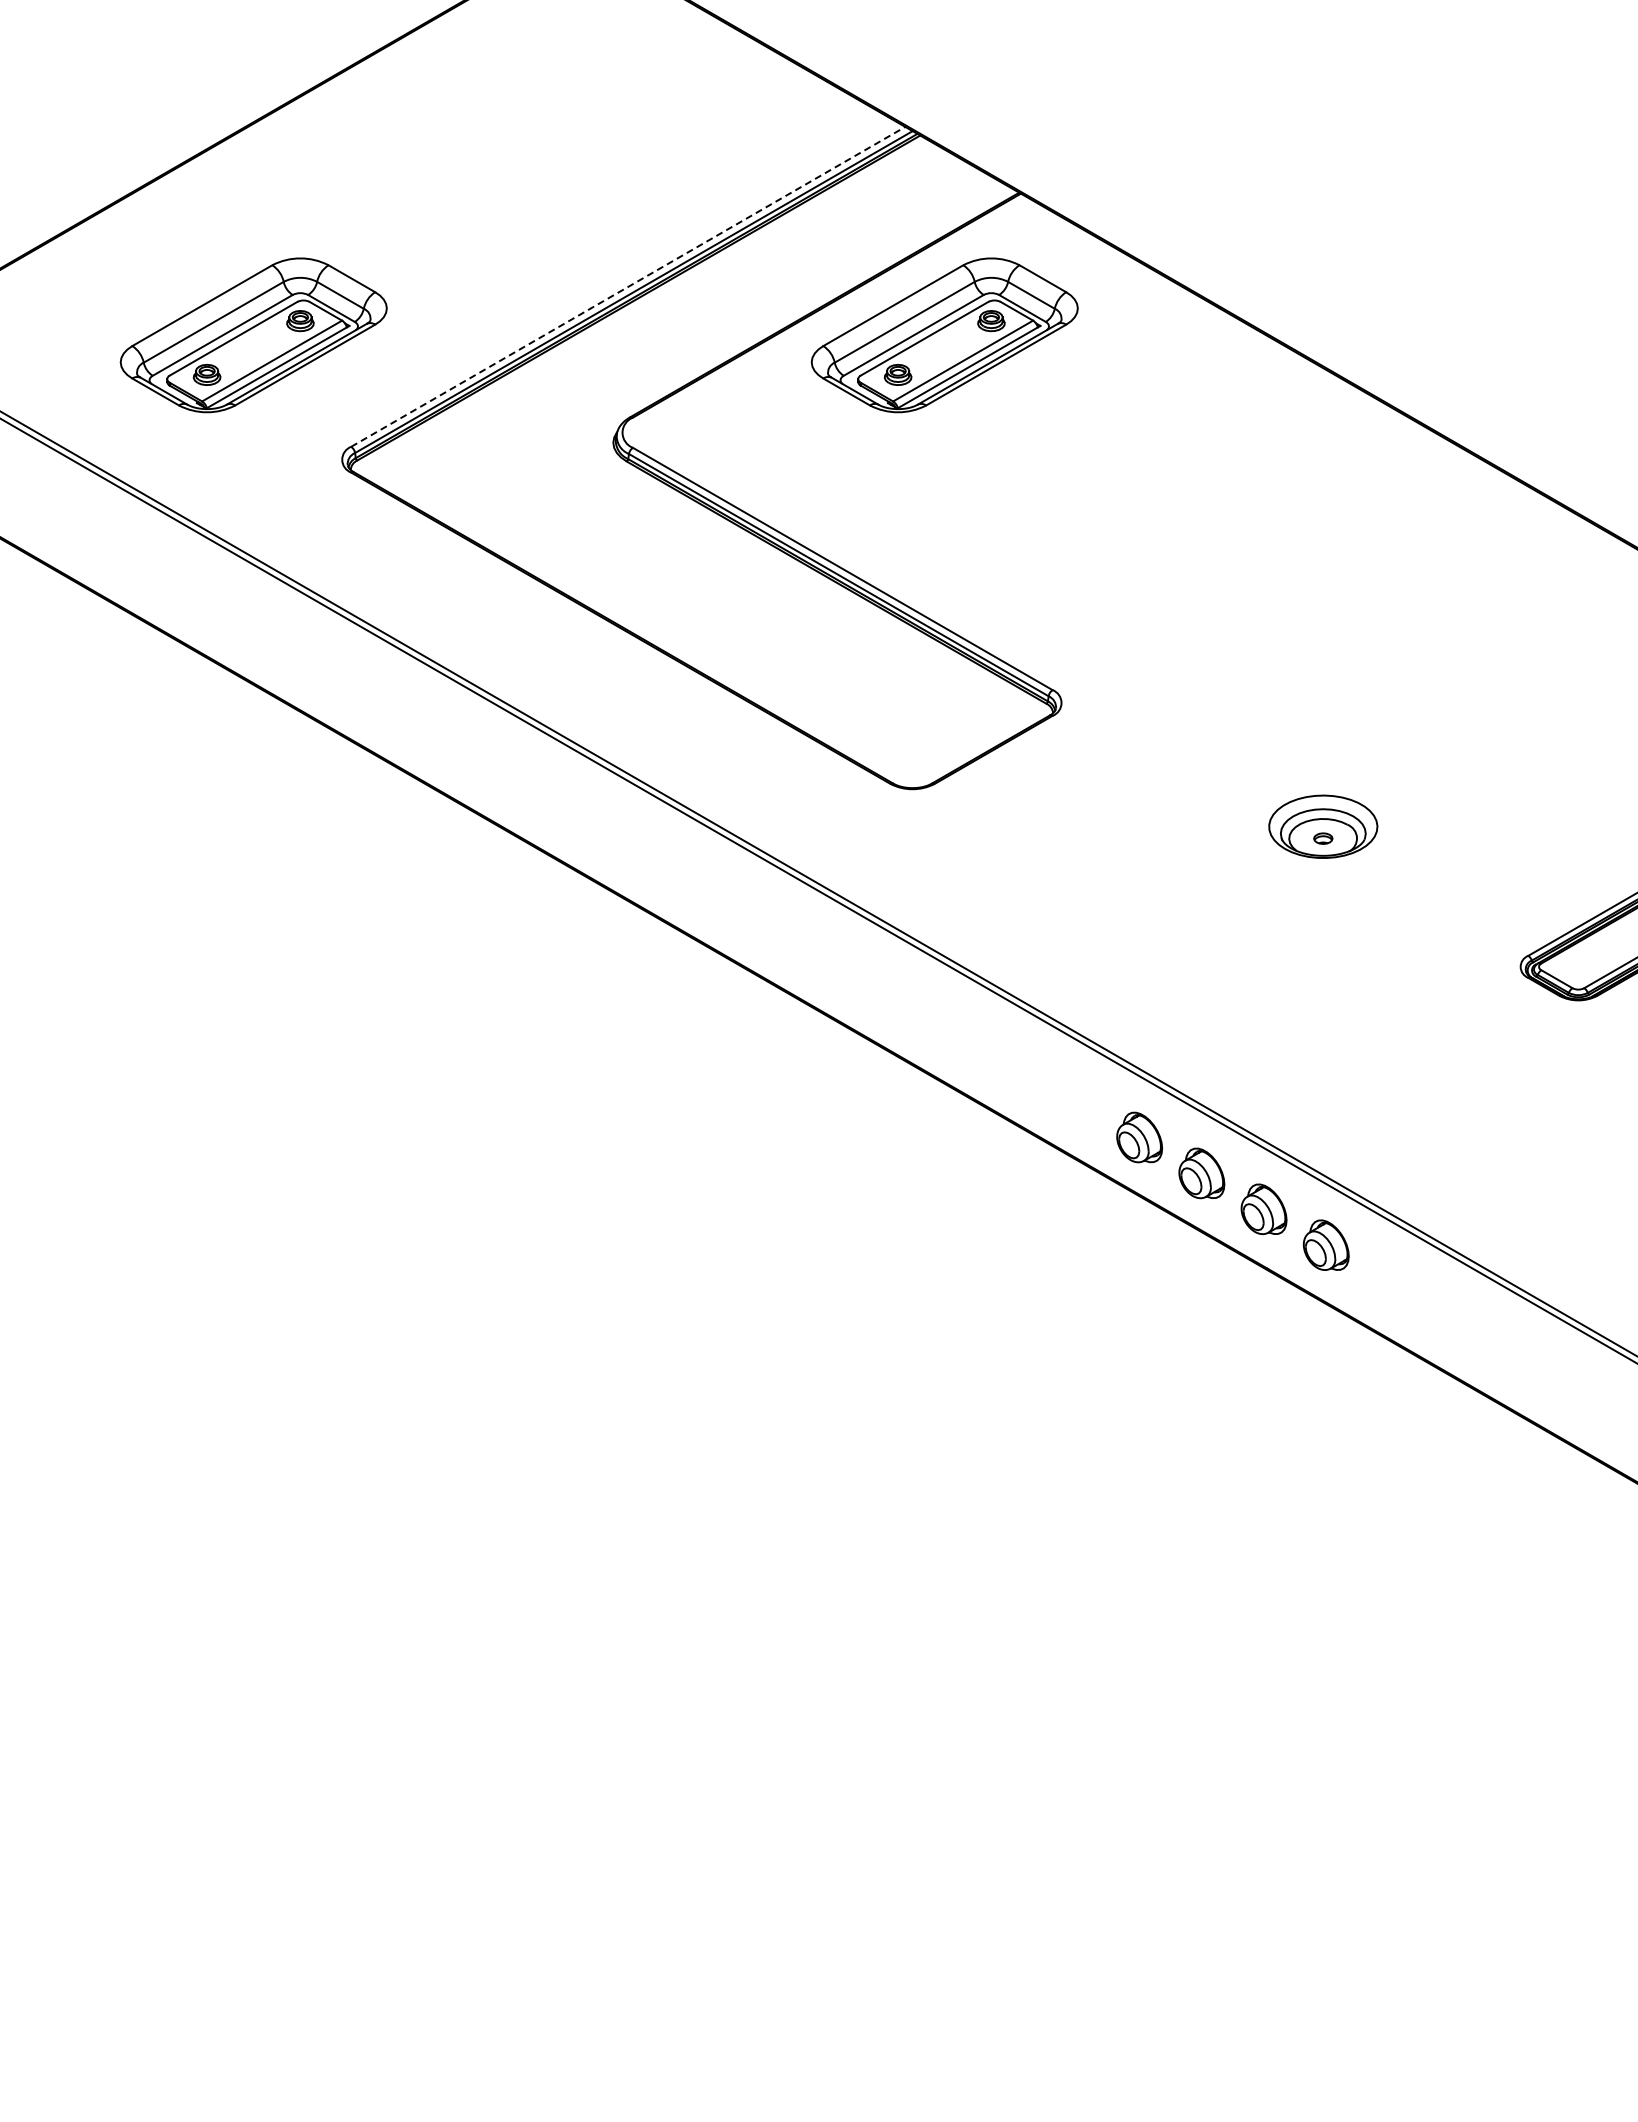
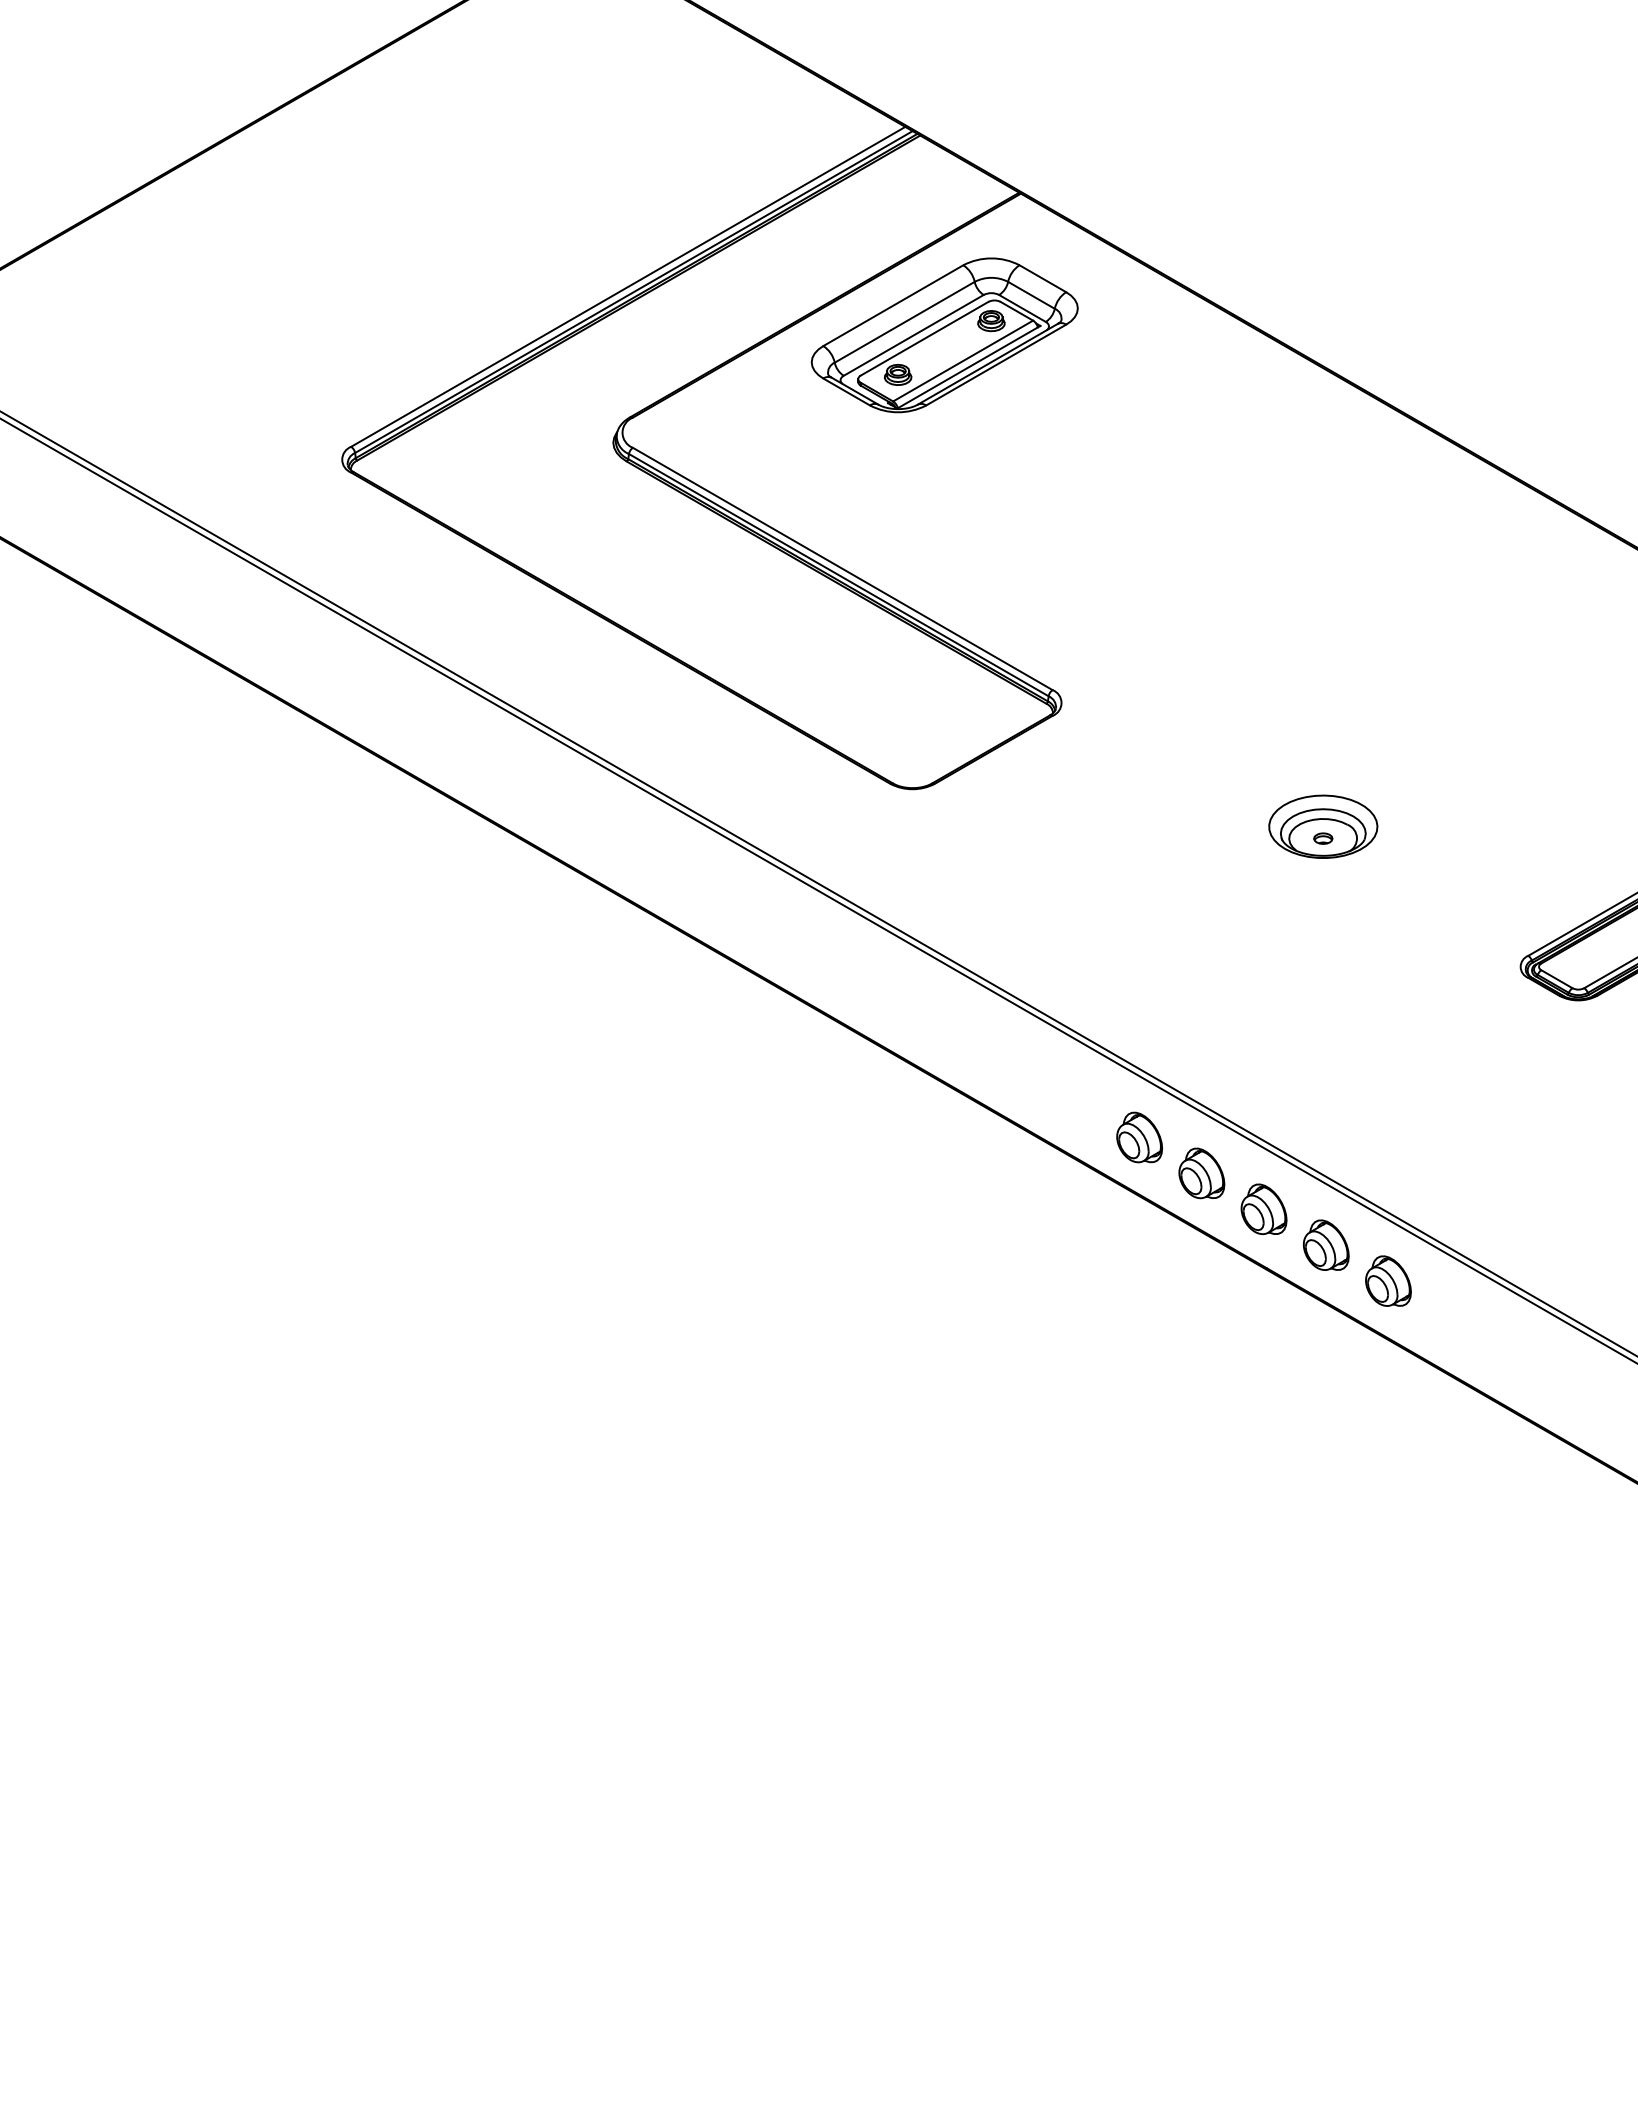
line: dashed -> solid (628, 286)
part: present -> none (253, 335)
part: none -> present (1388, 1280)
